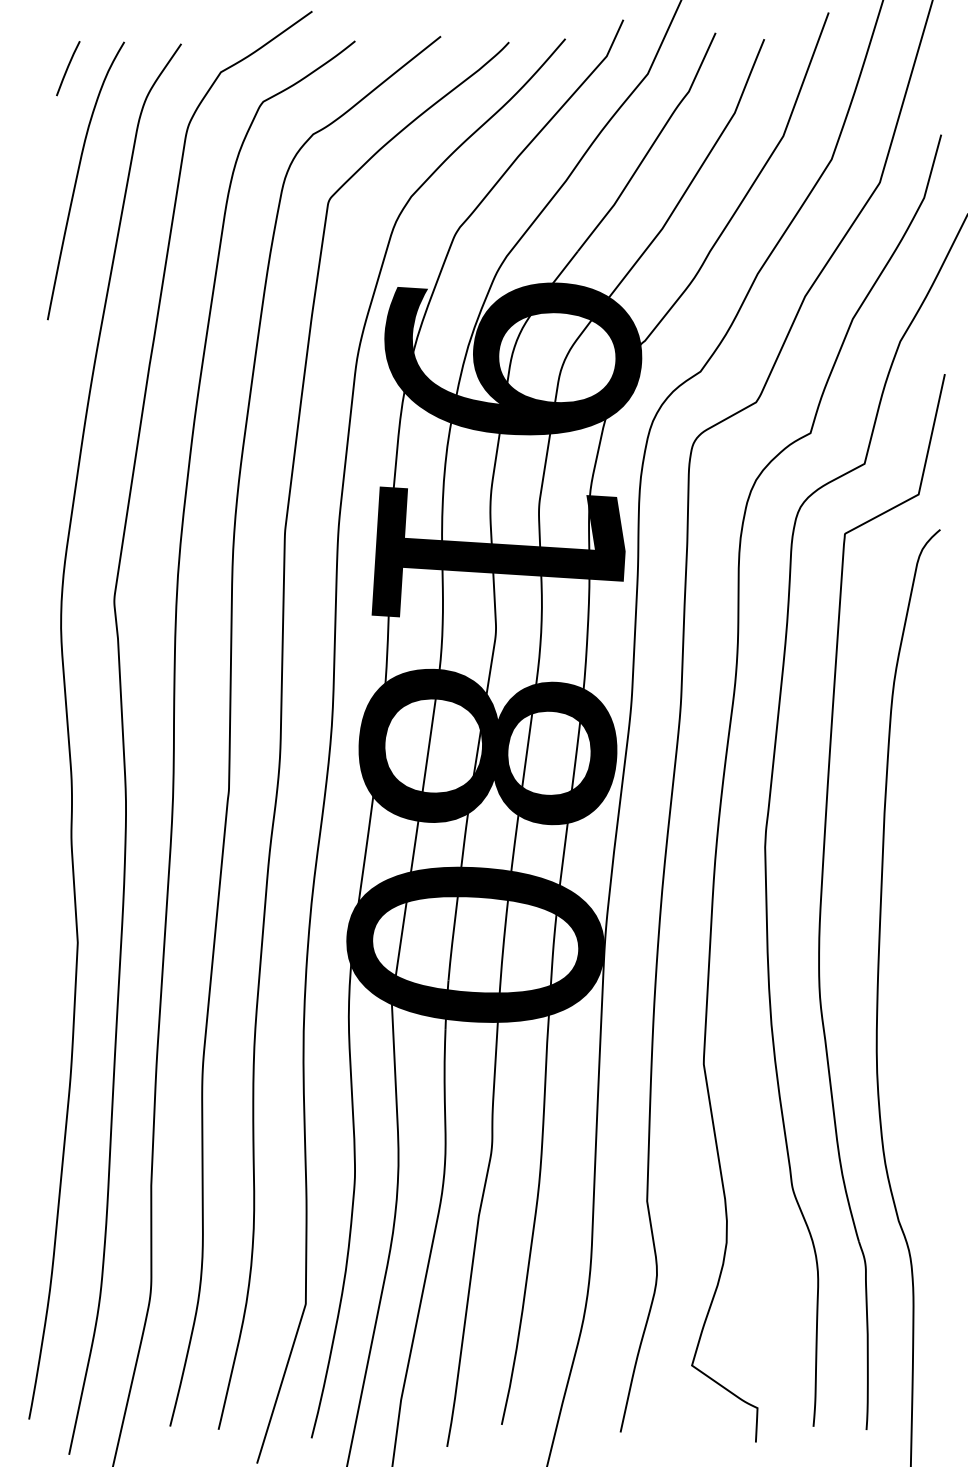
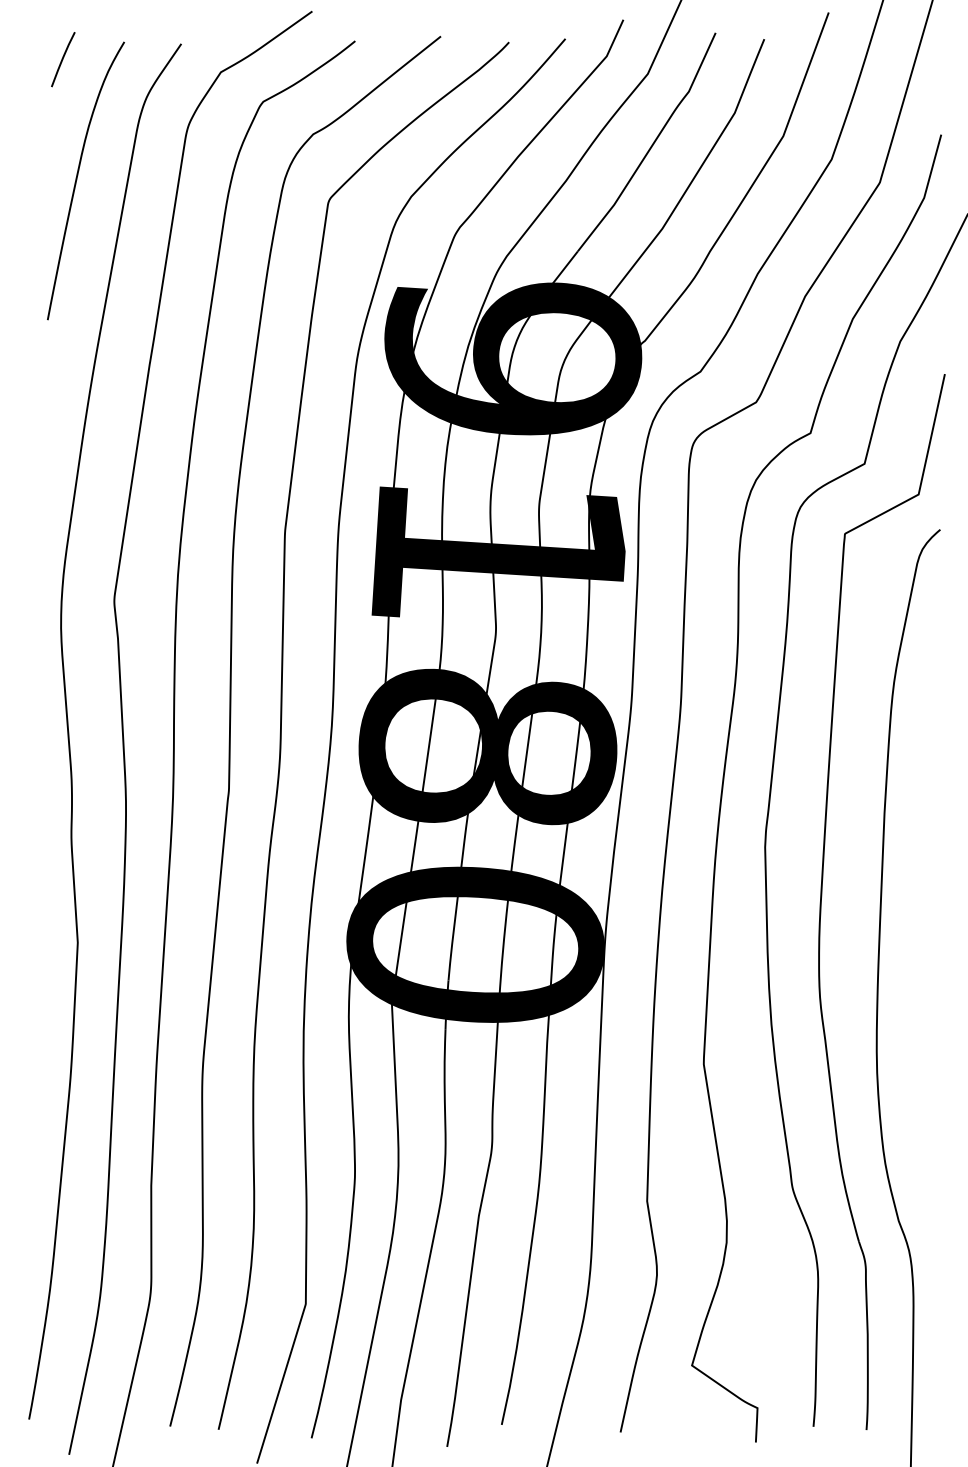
line position: (68, 68) -> (63, 59) (63, 59)
